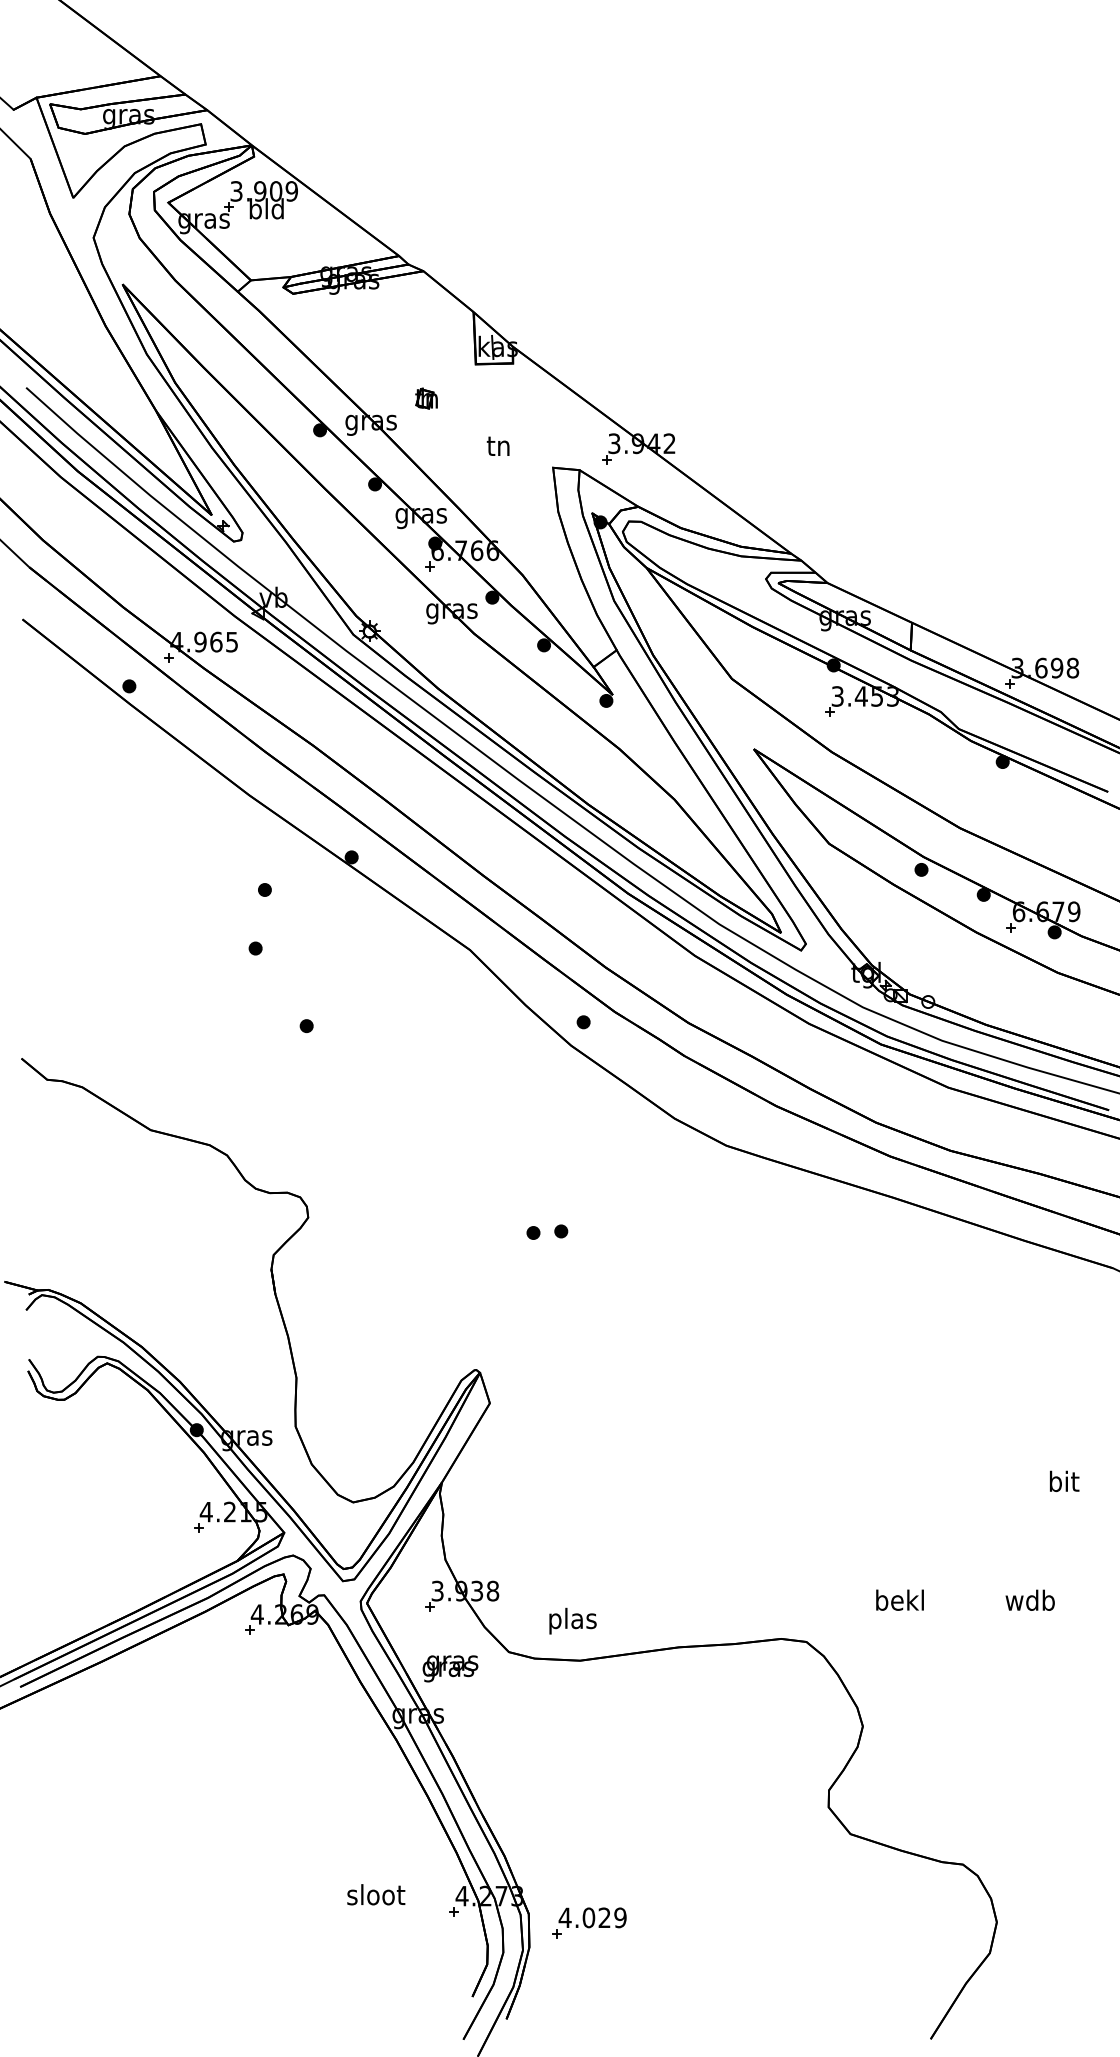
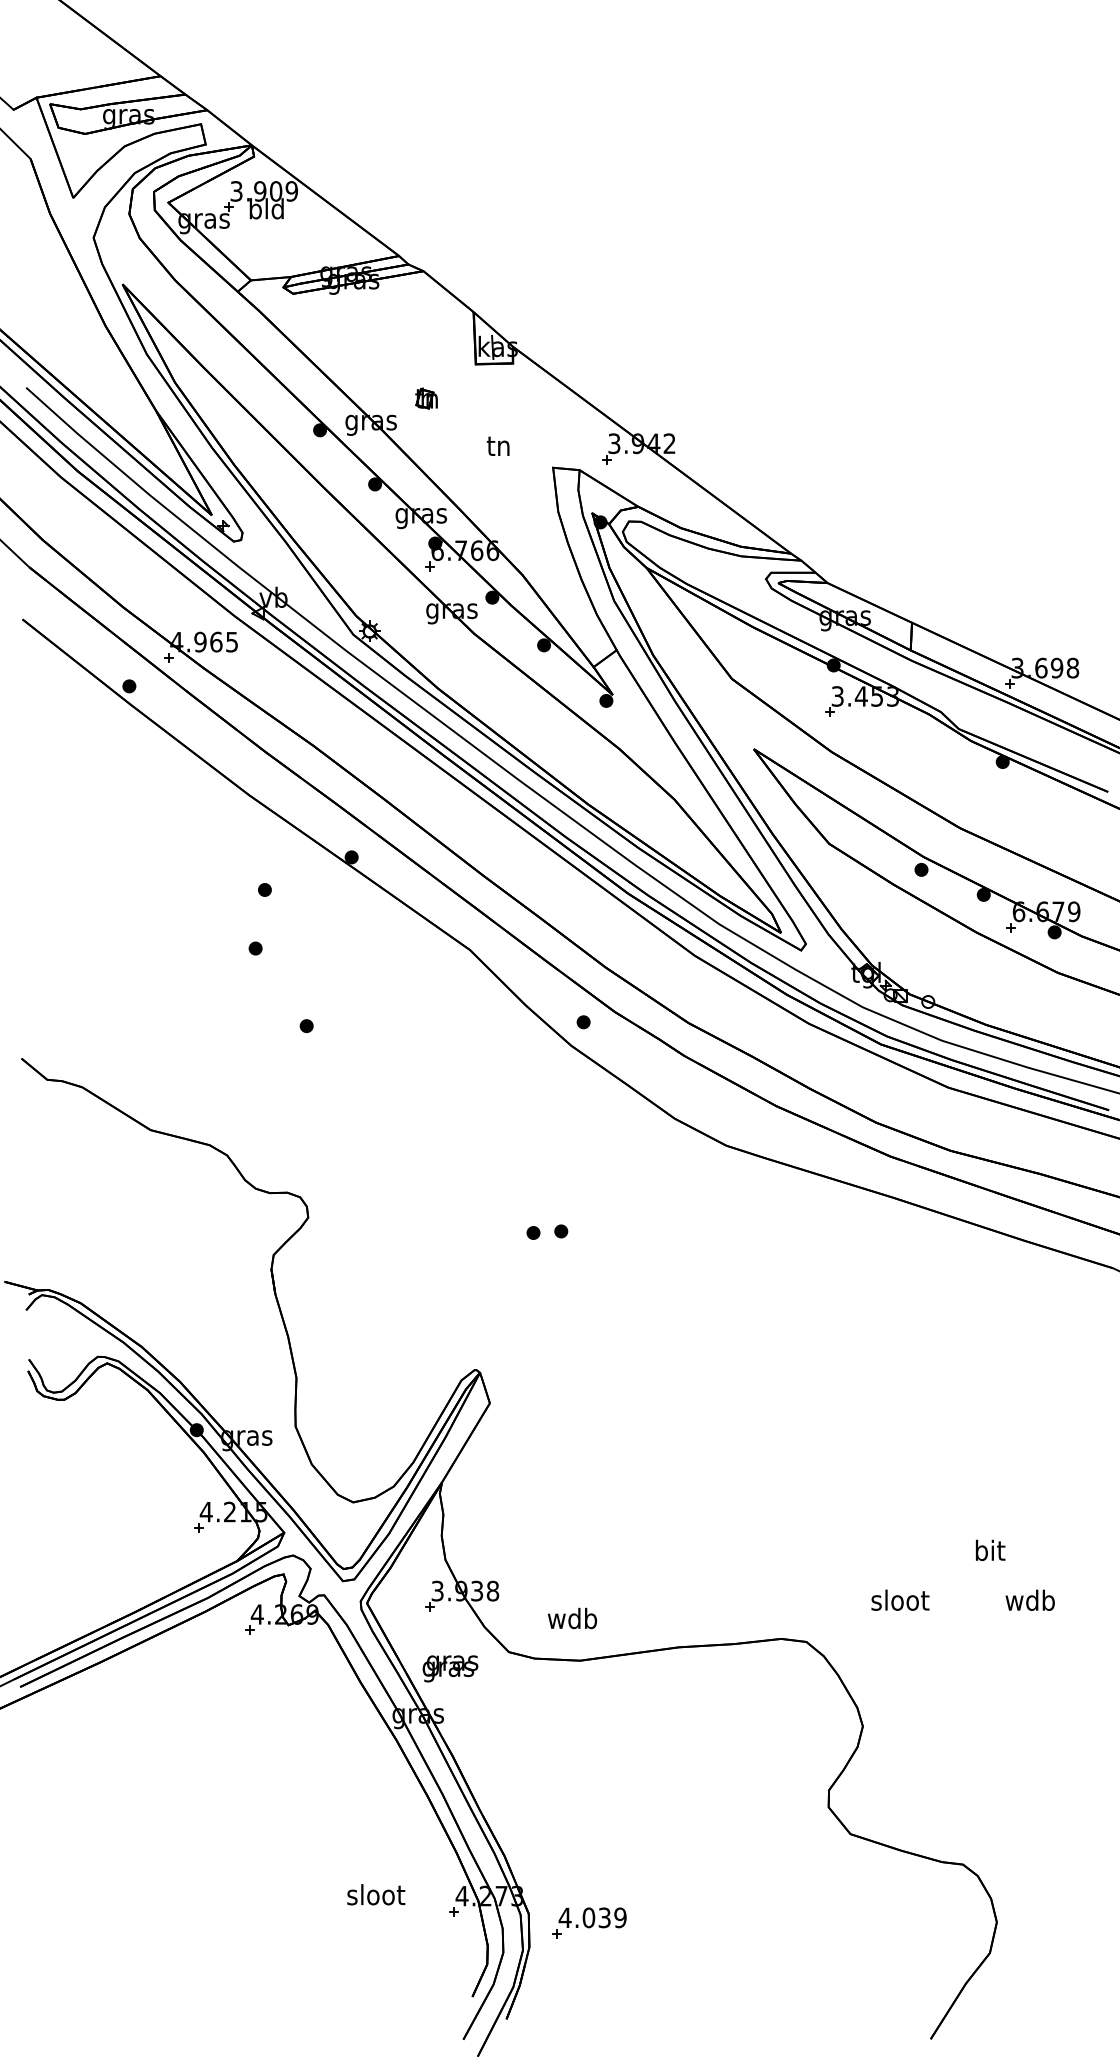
text position: (1064, 1481) -> (990, 1550) (990, 1550)
text: bekl -> sloot (900, 1599)
text: plas -> wdb (572, 1620)
text: 4.029 -> 4.039 (604, 1918)
